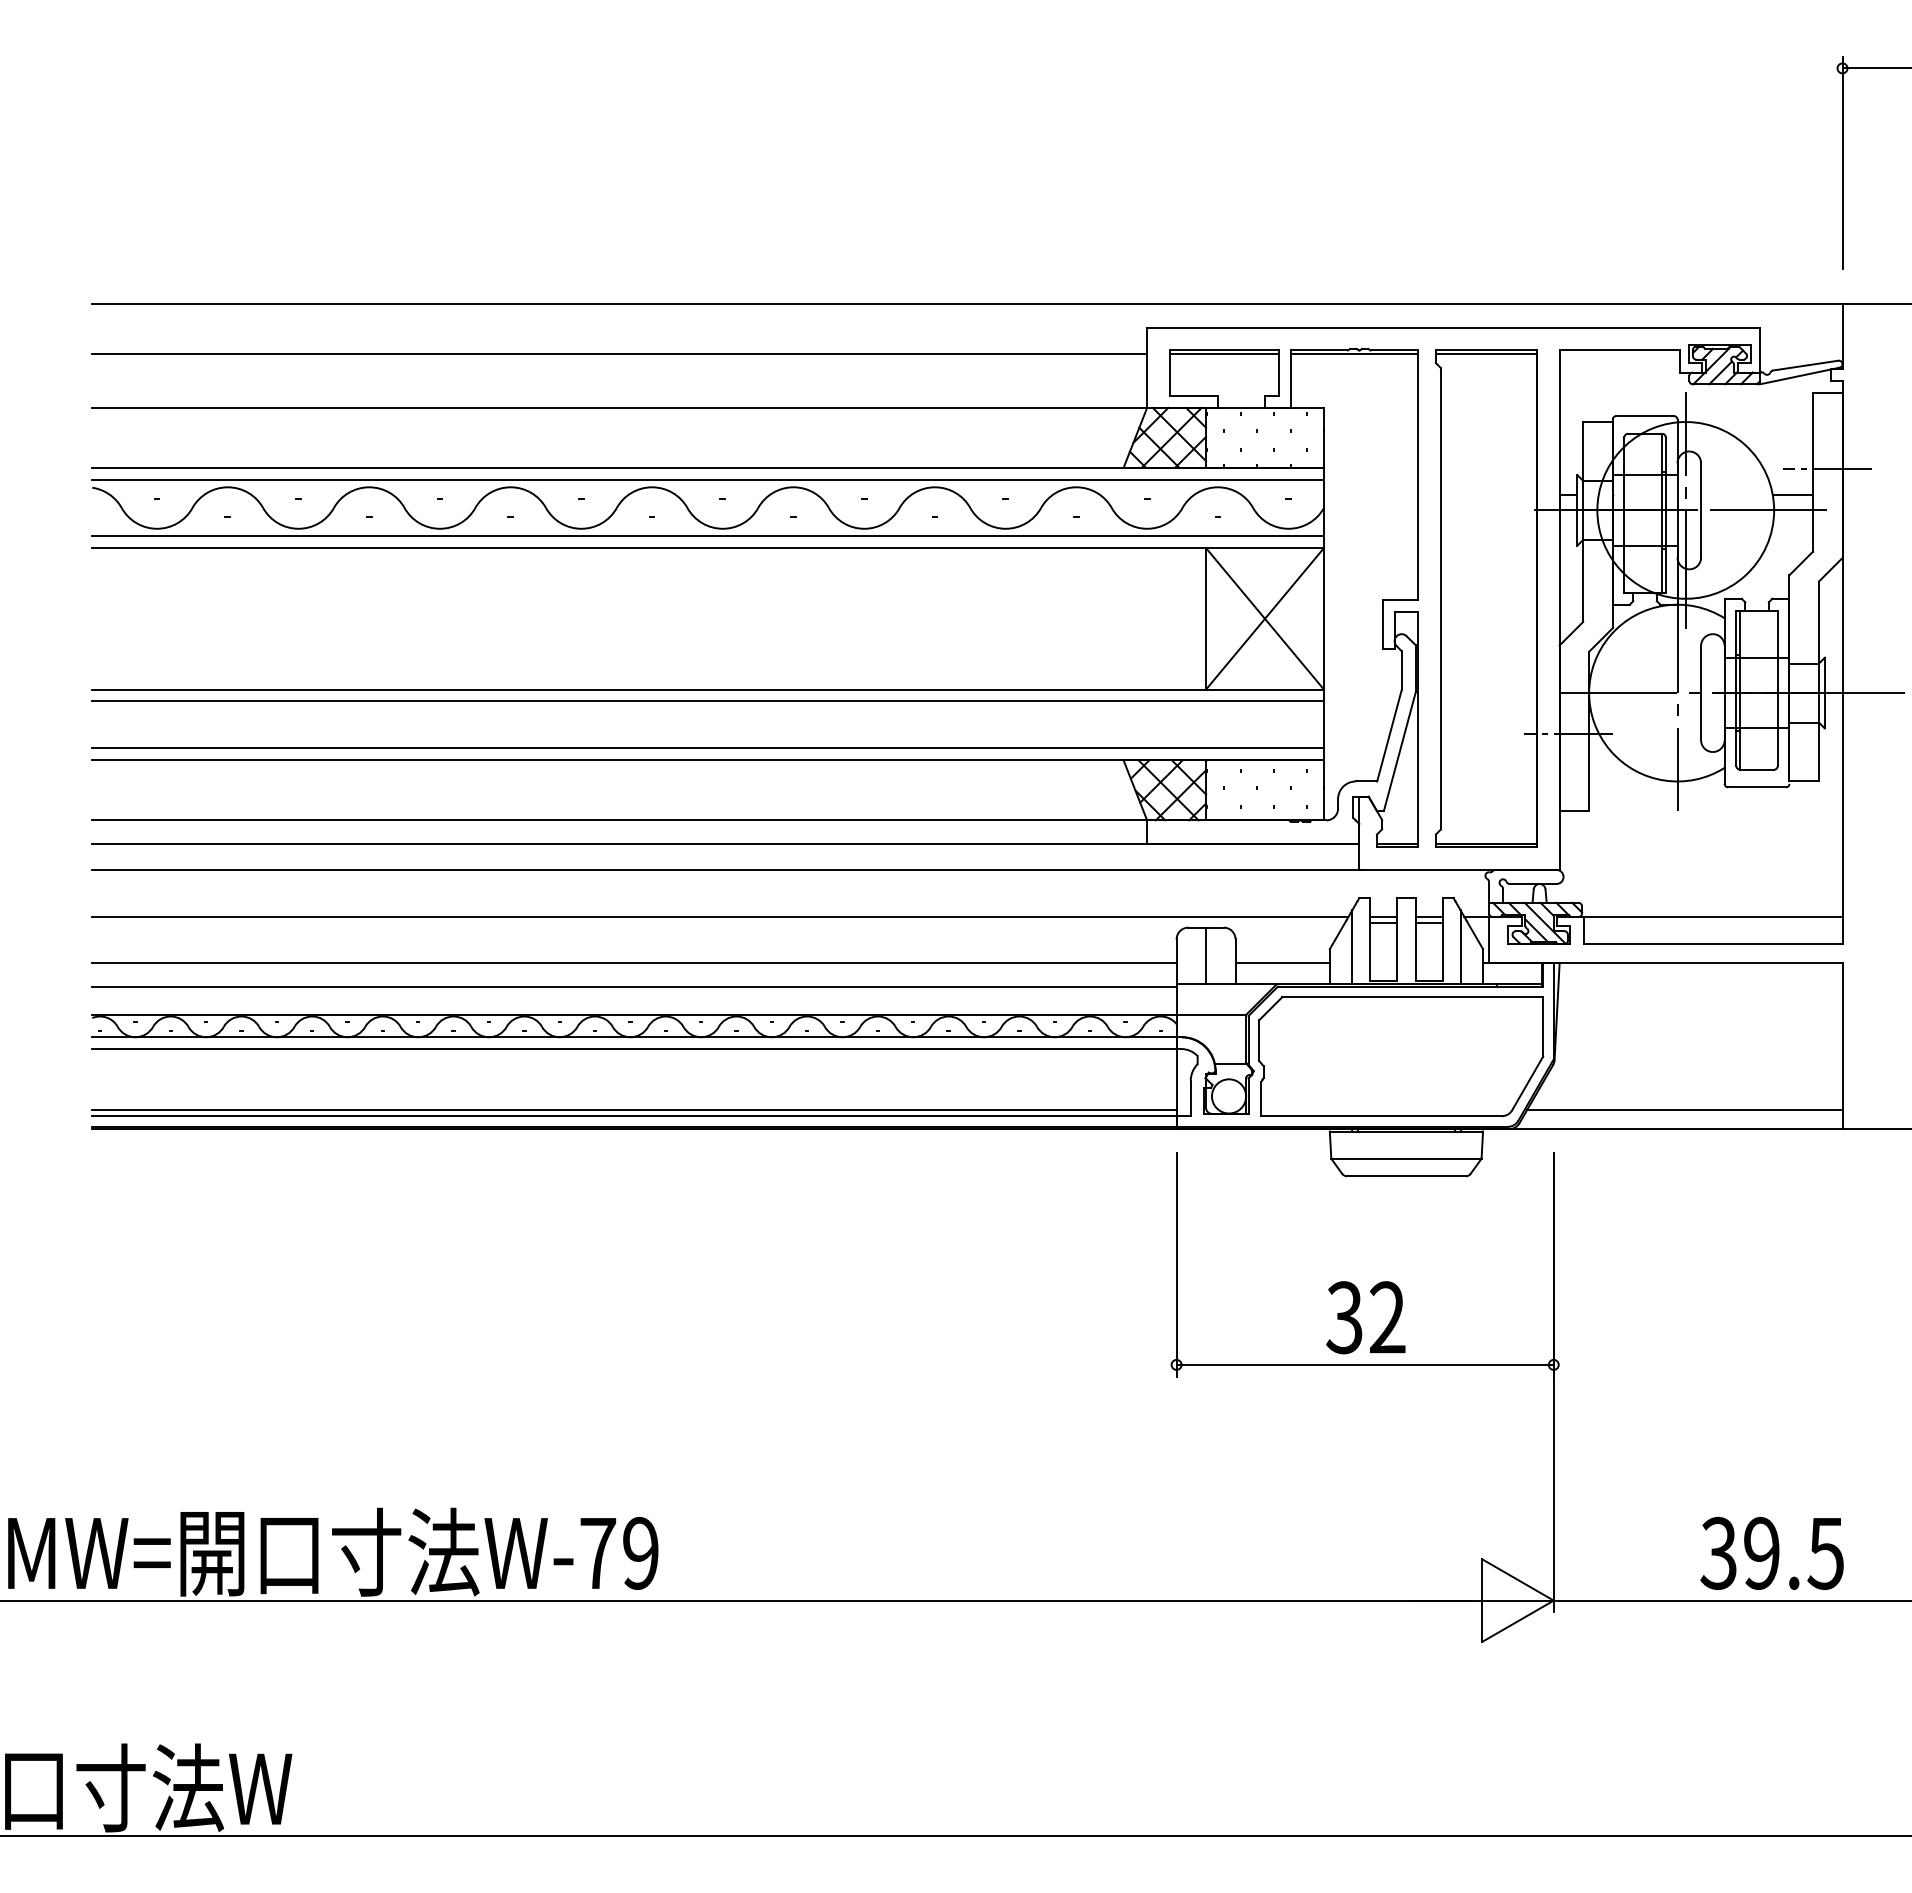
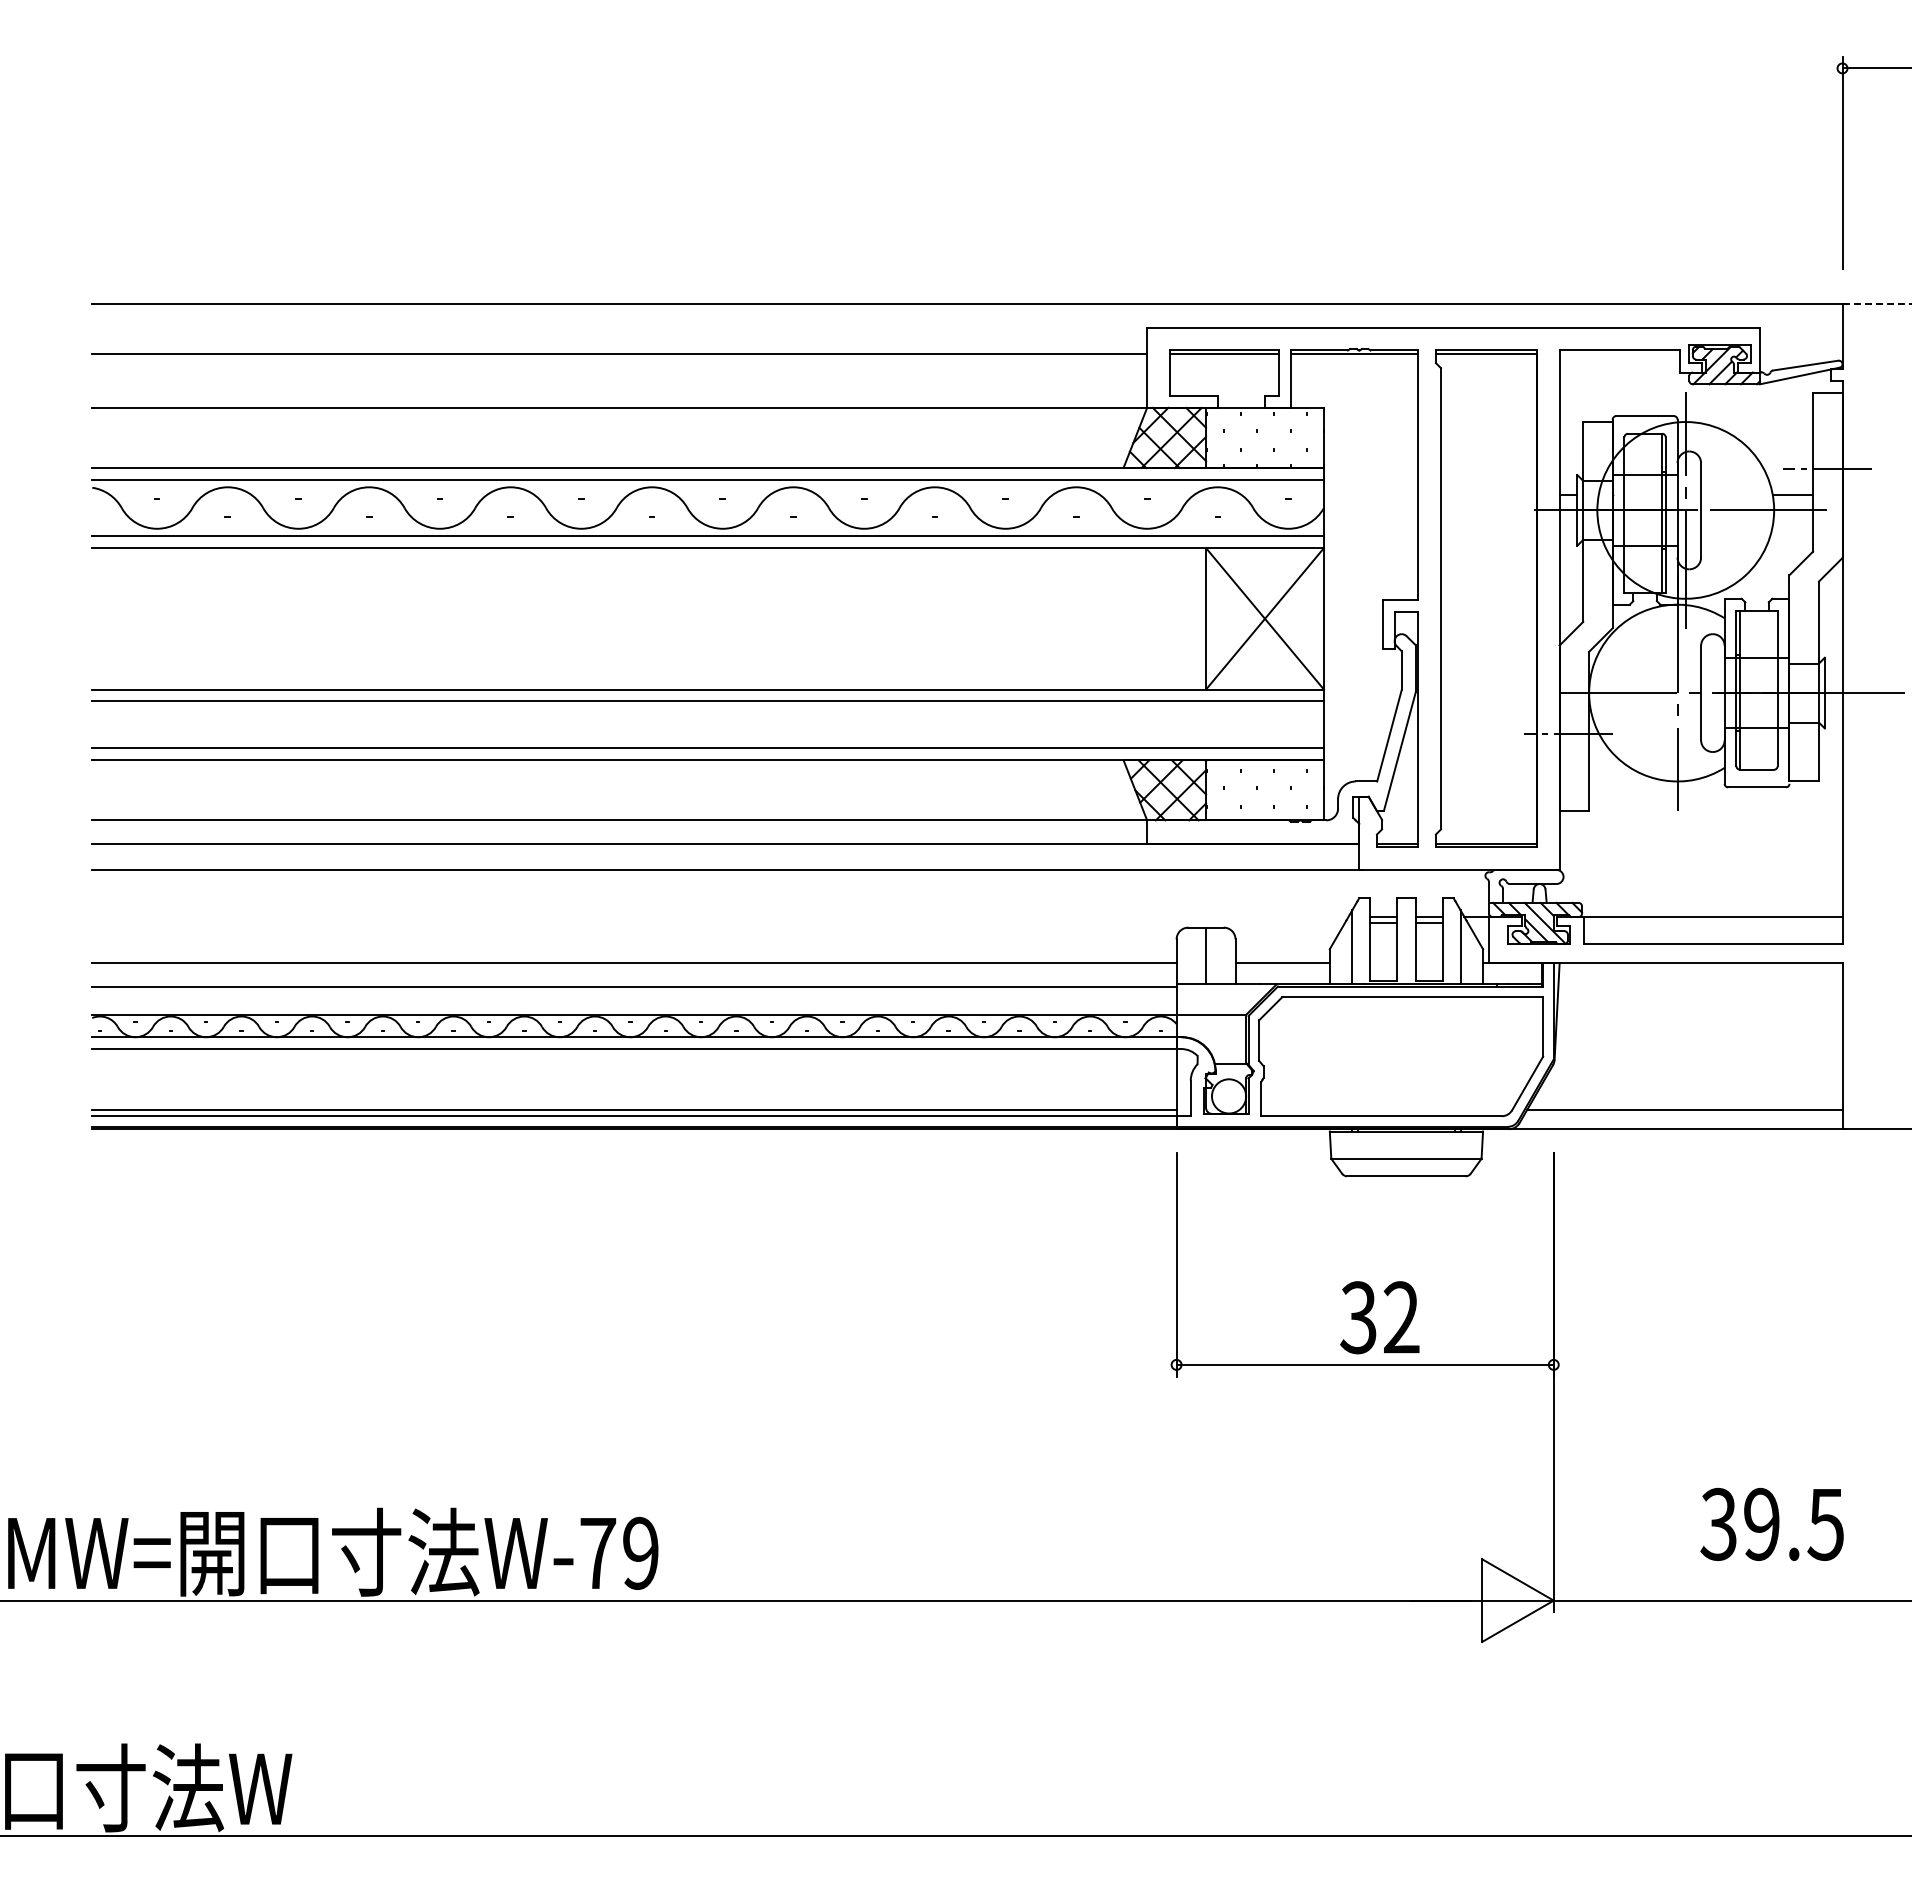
line: solid -> dashed (1877, 304)
line: present -> none (720, 917)
text position: (1365, 1317) -> (1379, 1317) (1379, 1317)
text position: (1771, 1552) -> (1771, 1523) (1771, 1523)
